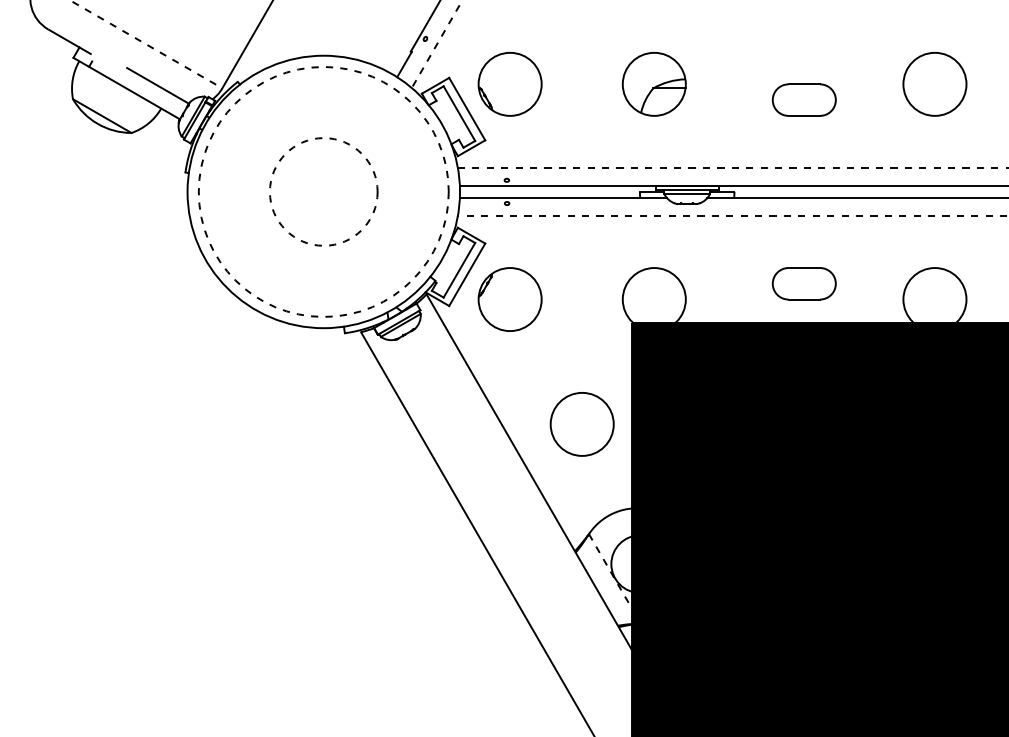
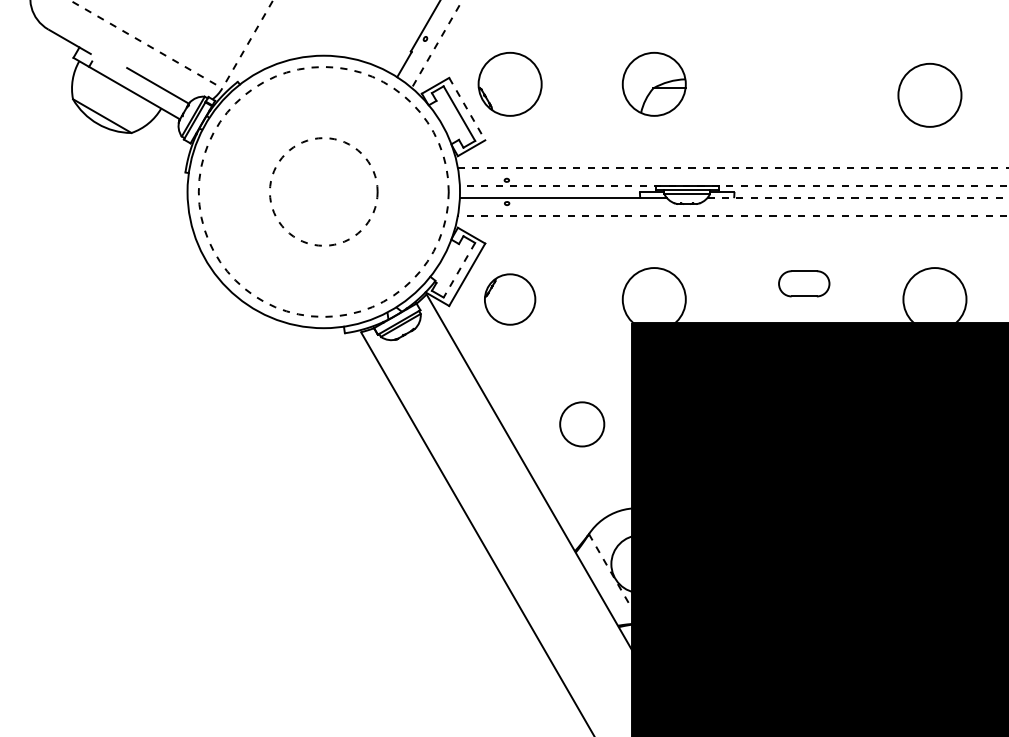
line: solid -> dashed (247, 44)
circle position: (934, 83) -> (929, 94) (929, 94)
part: present -> none (803, 99)
line: solid -> dashed (467, 109)
line: solid -> dashed (733, 185)
line: solid -> dashed (858, 198)
line: solid -> dashed (459, 270)
part size: 66x34 px -> 53x28 px (804, 283)
part size: 66x65 px -> 53x53 px (510, 299)
circle diameter: 63 px -> 44 px (582, 424)
